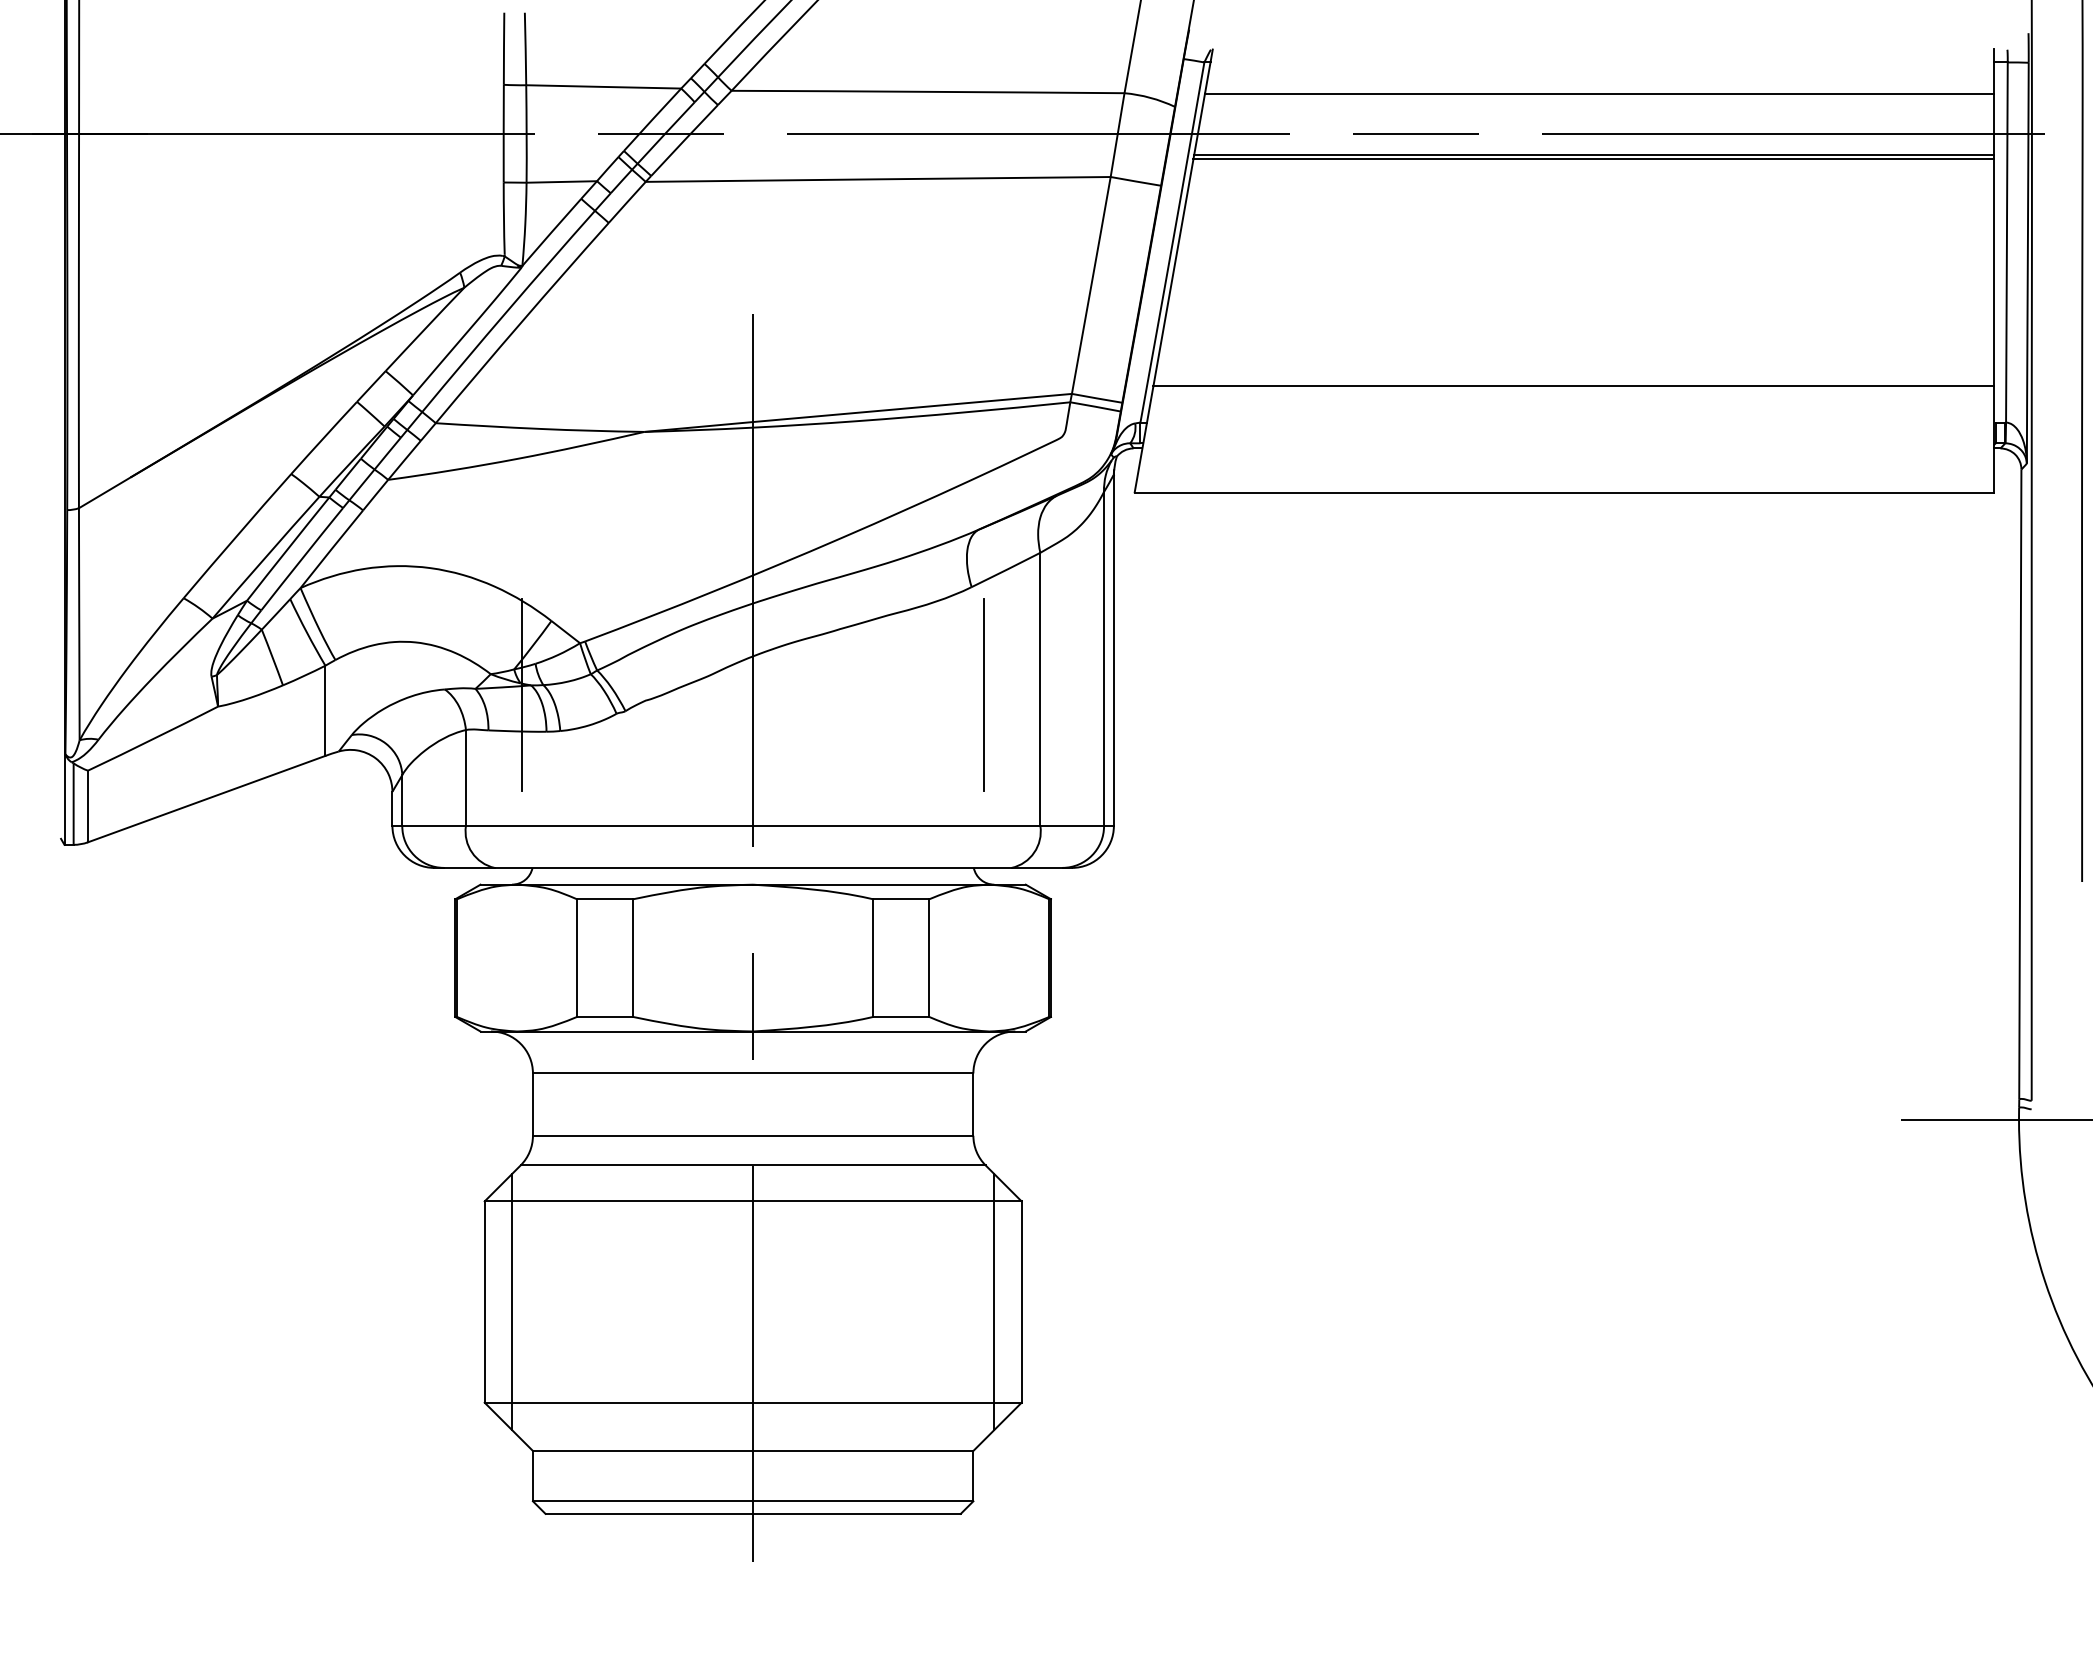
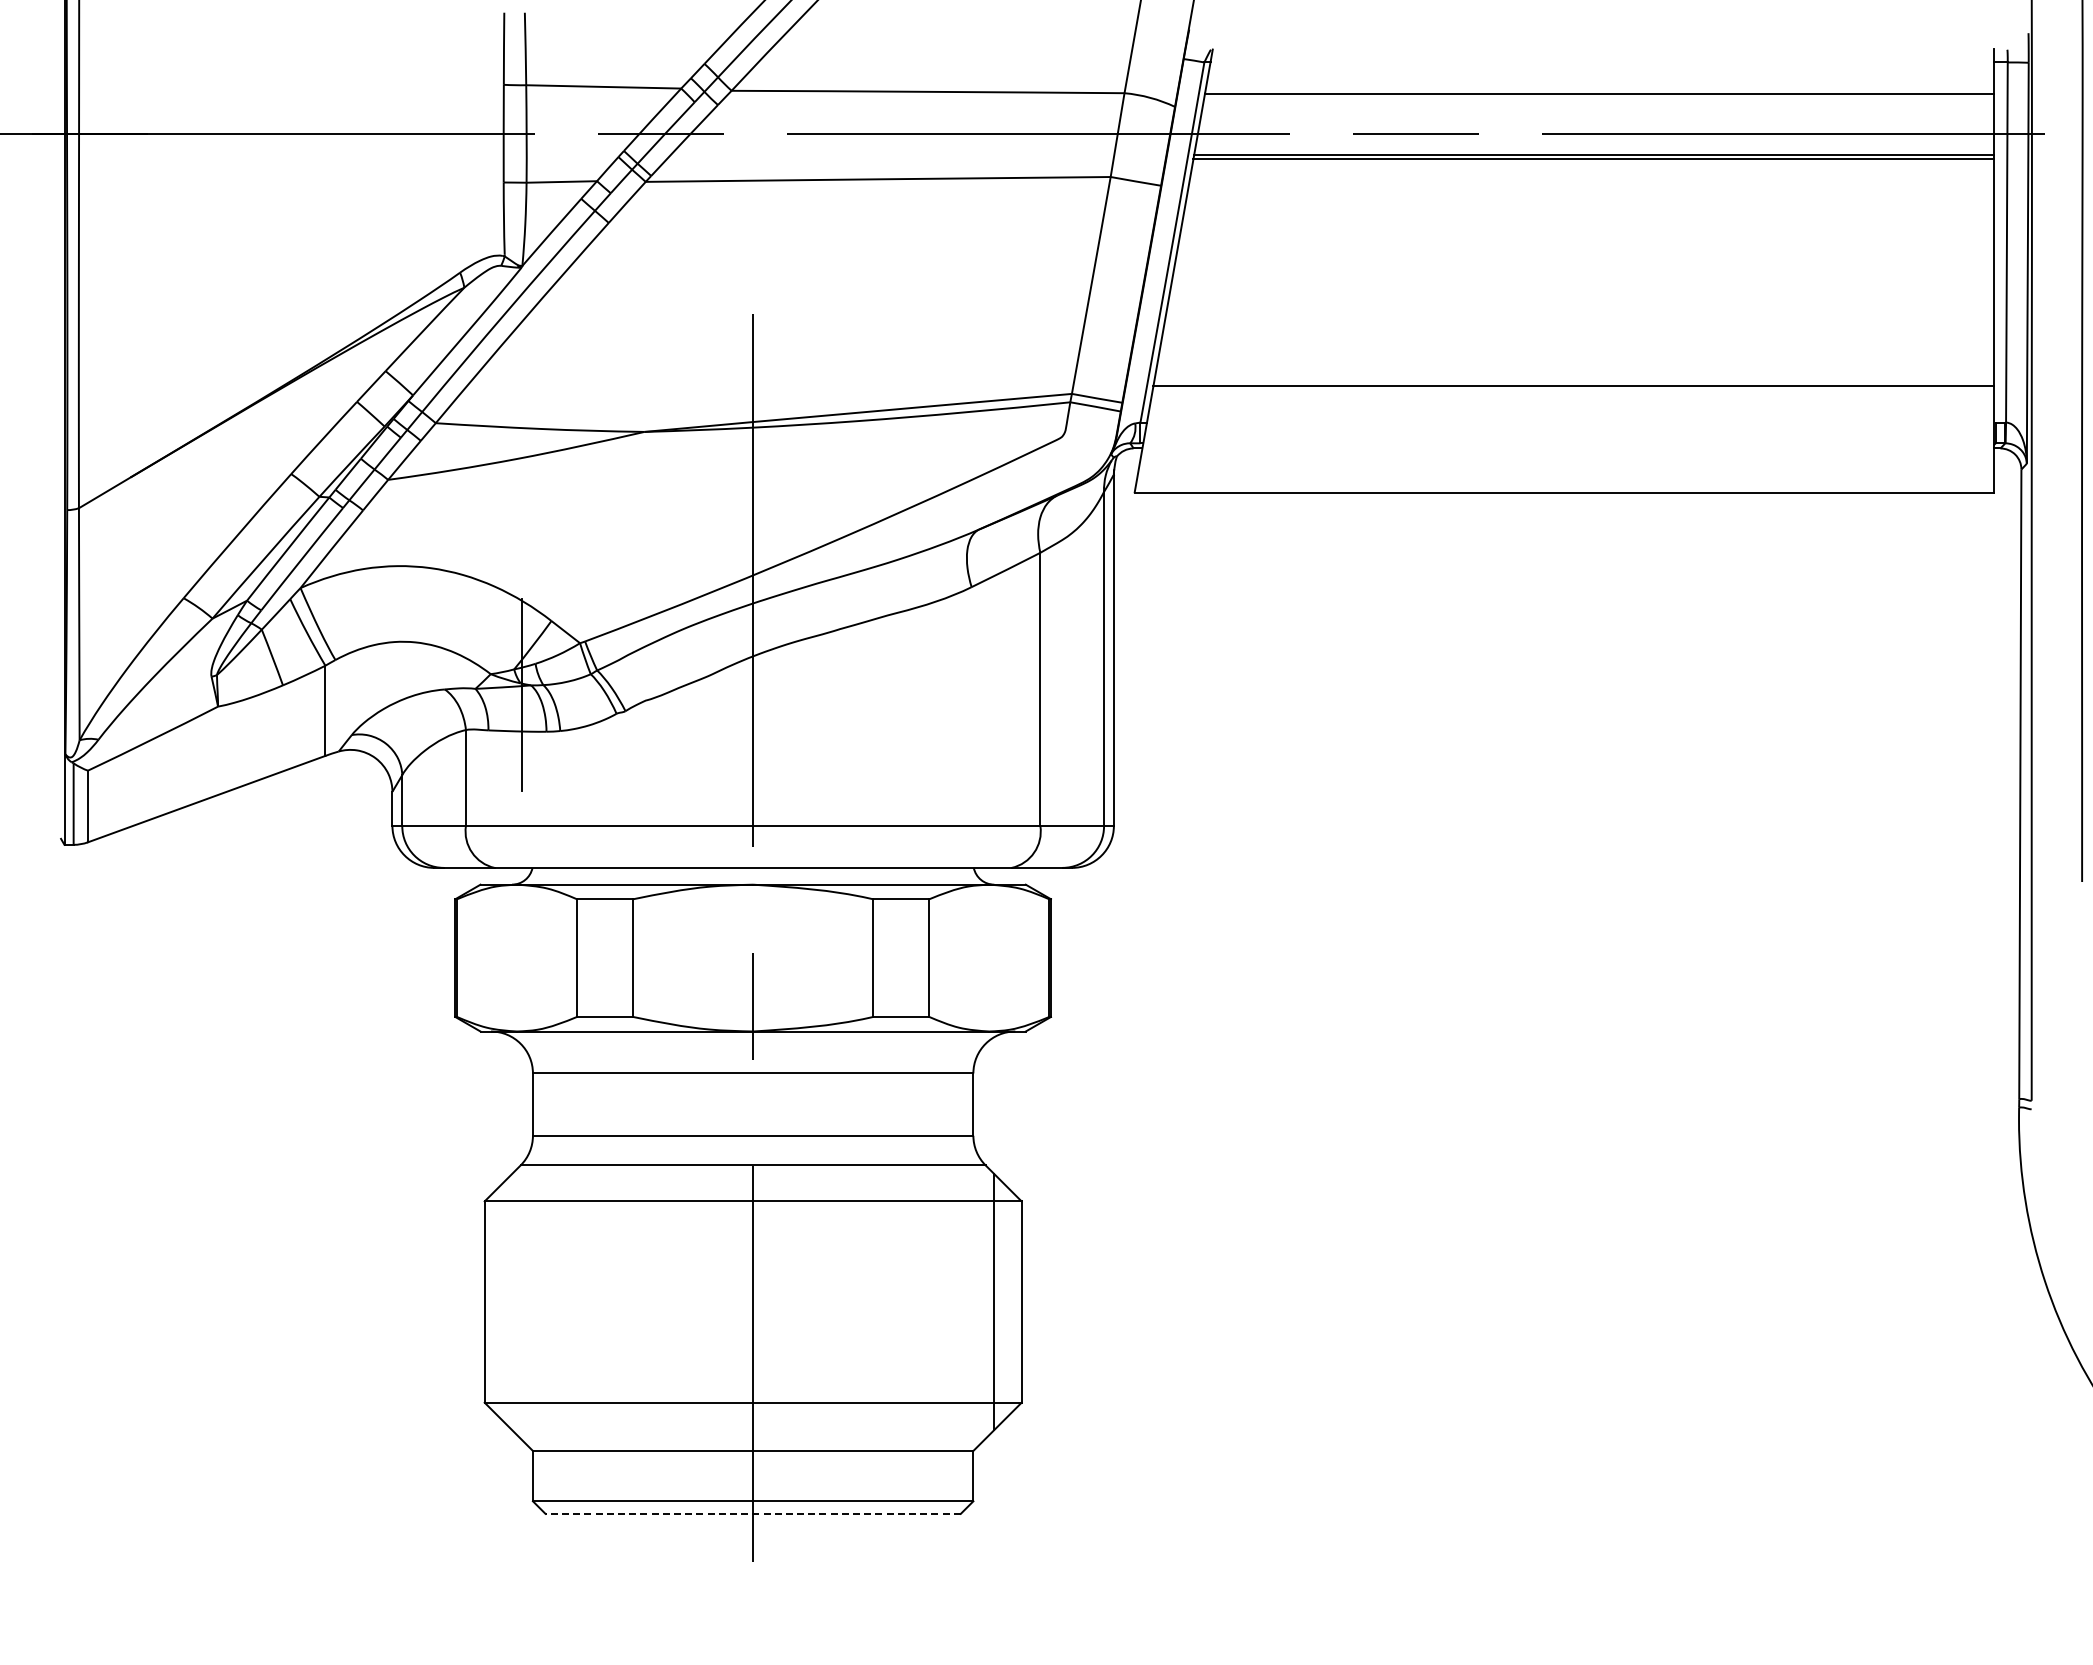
line: present -> none (983, 694)
line: present -> none (1994, 1119)
line: present -> none (511, 1302)
line: solid -> dashed (753, 1513)
